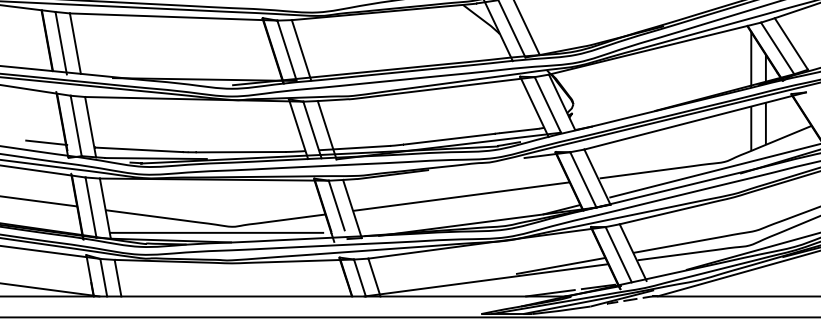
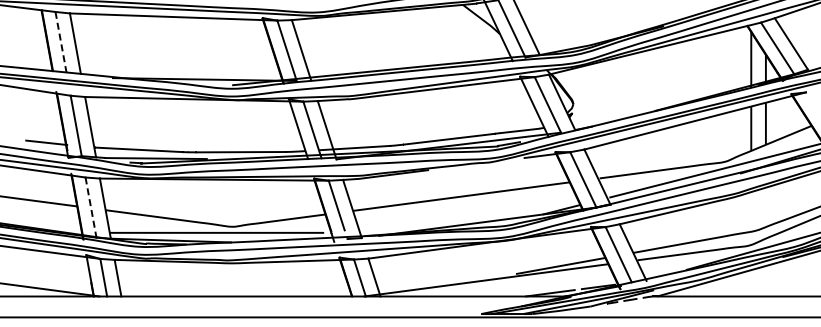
line: solid -> dashed (61, 43)
line: solid -> dashed (91, 207)
